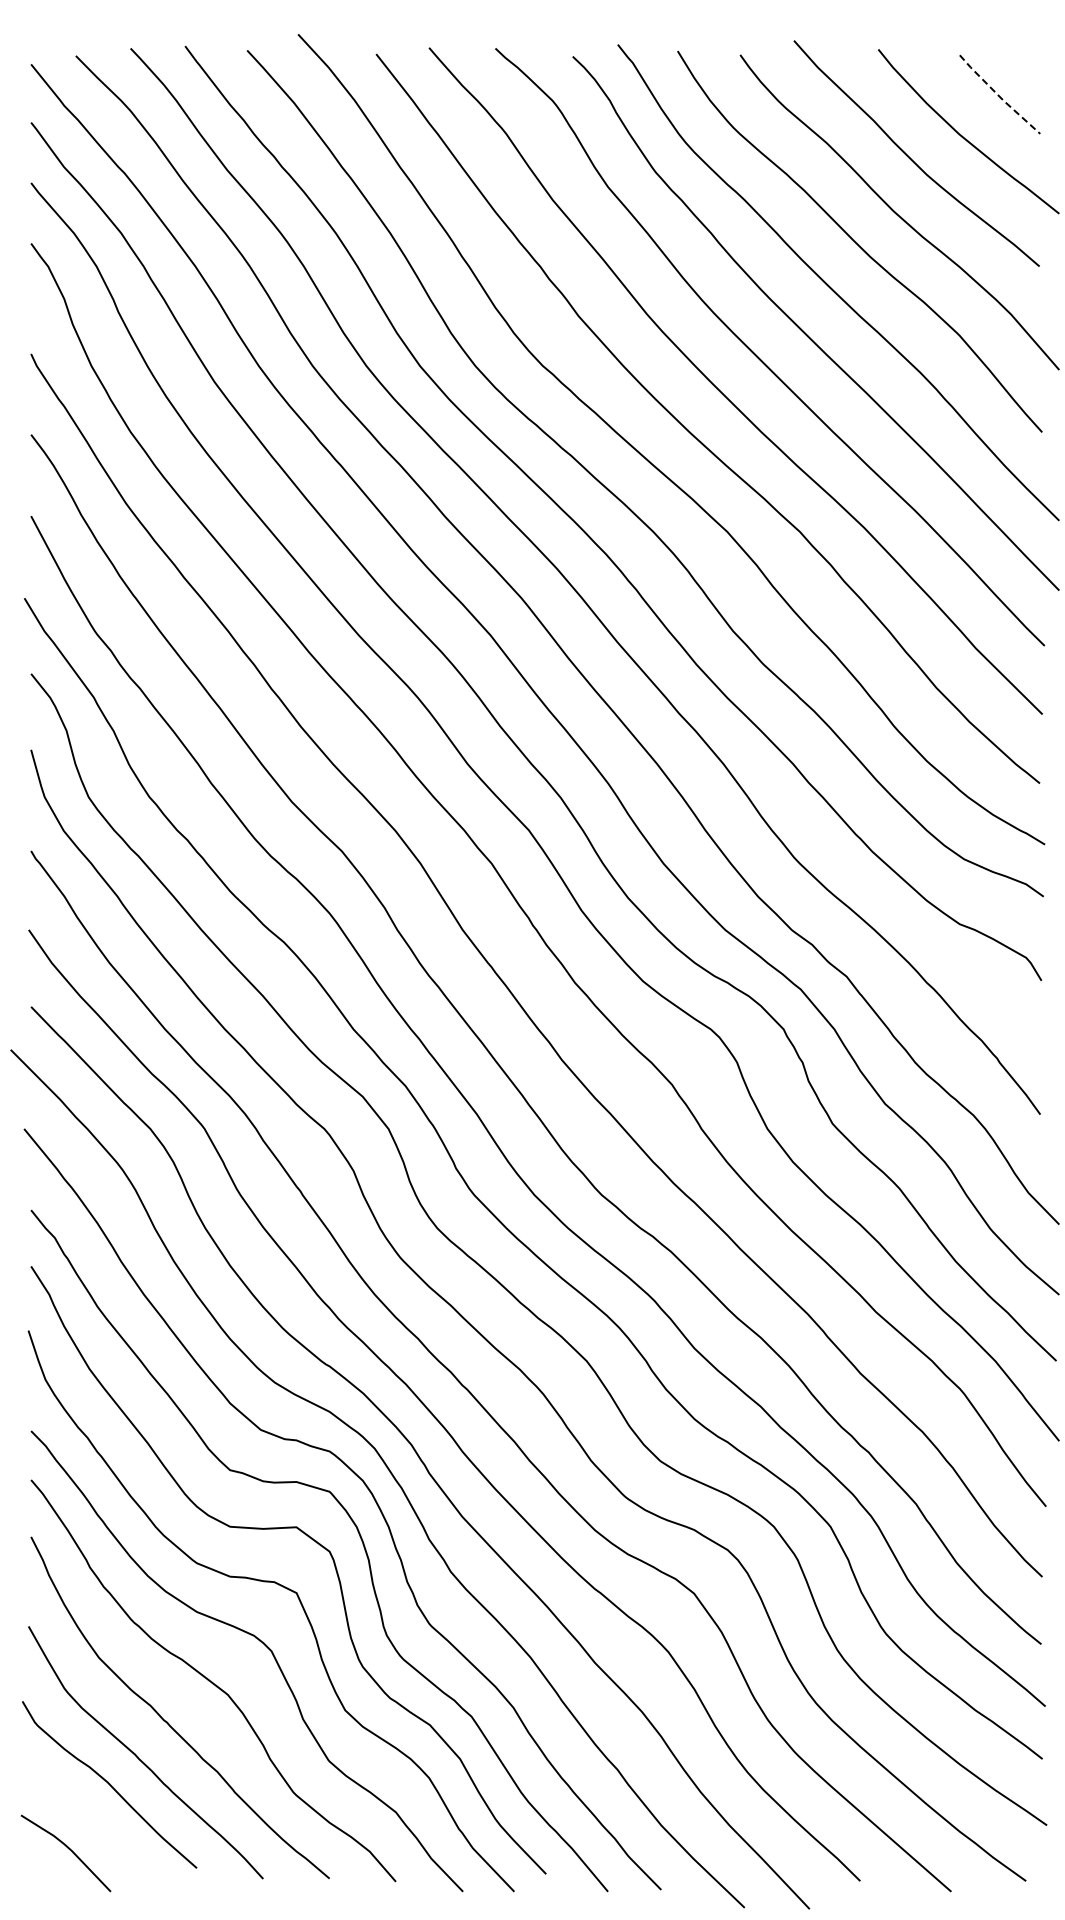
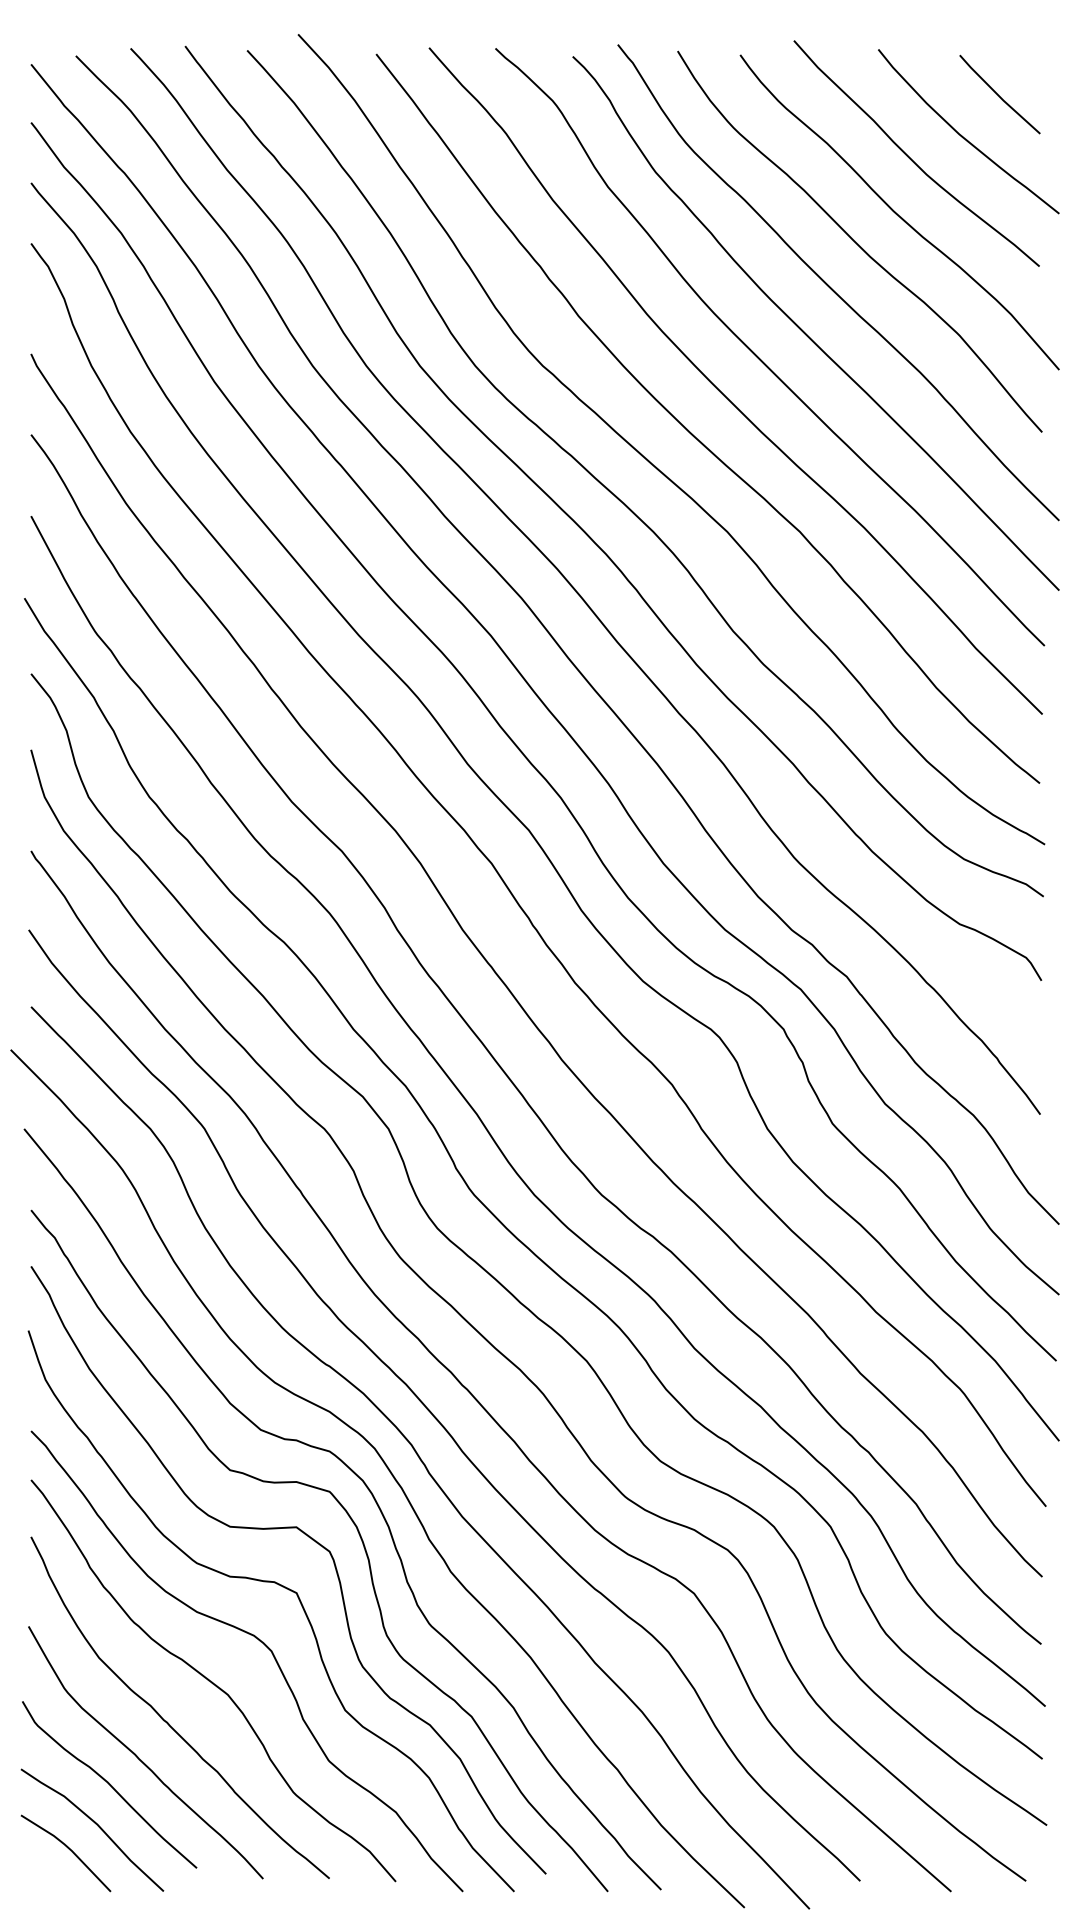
line: dashed -> solid (998, 95)
curve: none -> present (96, 1825)
